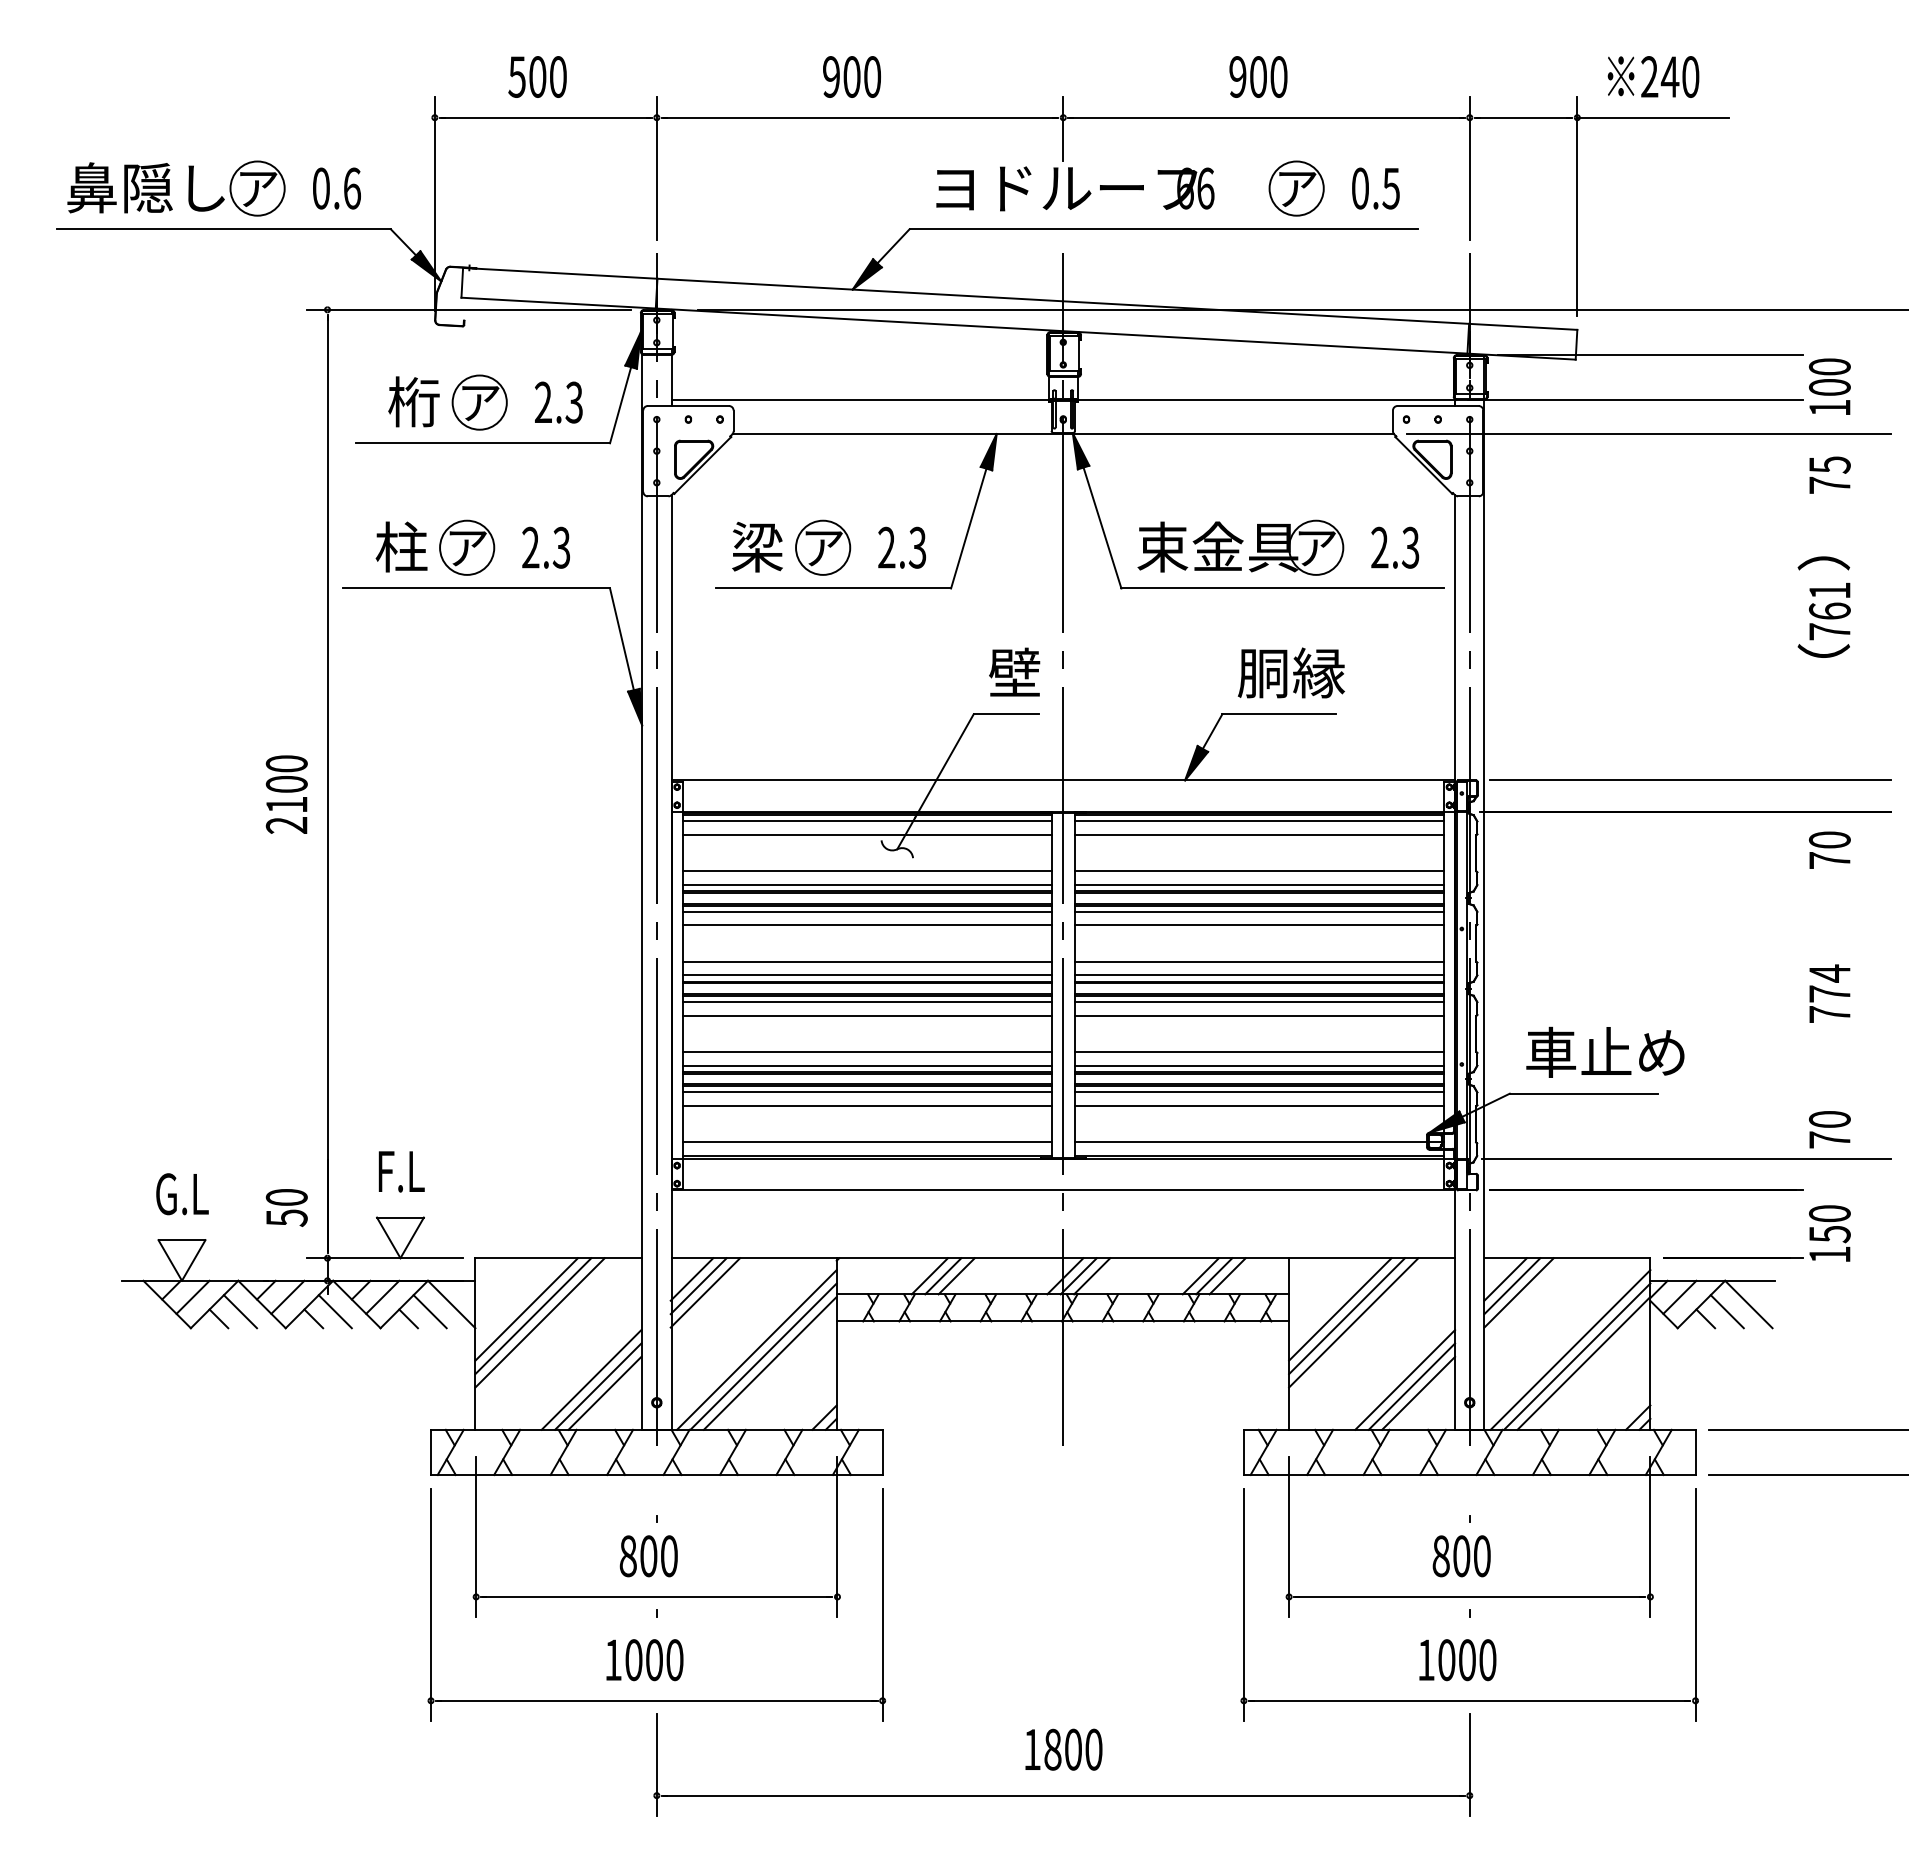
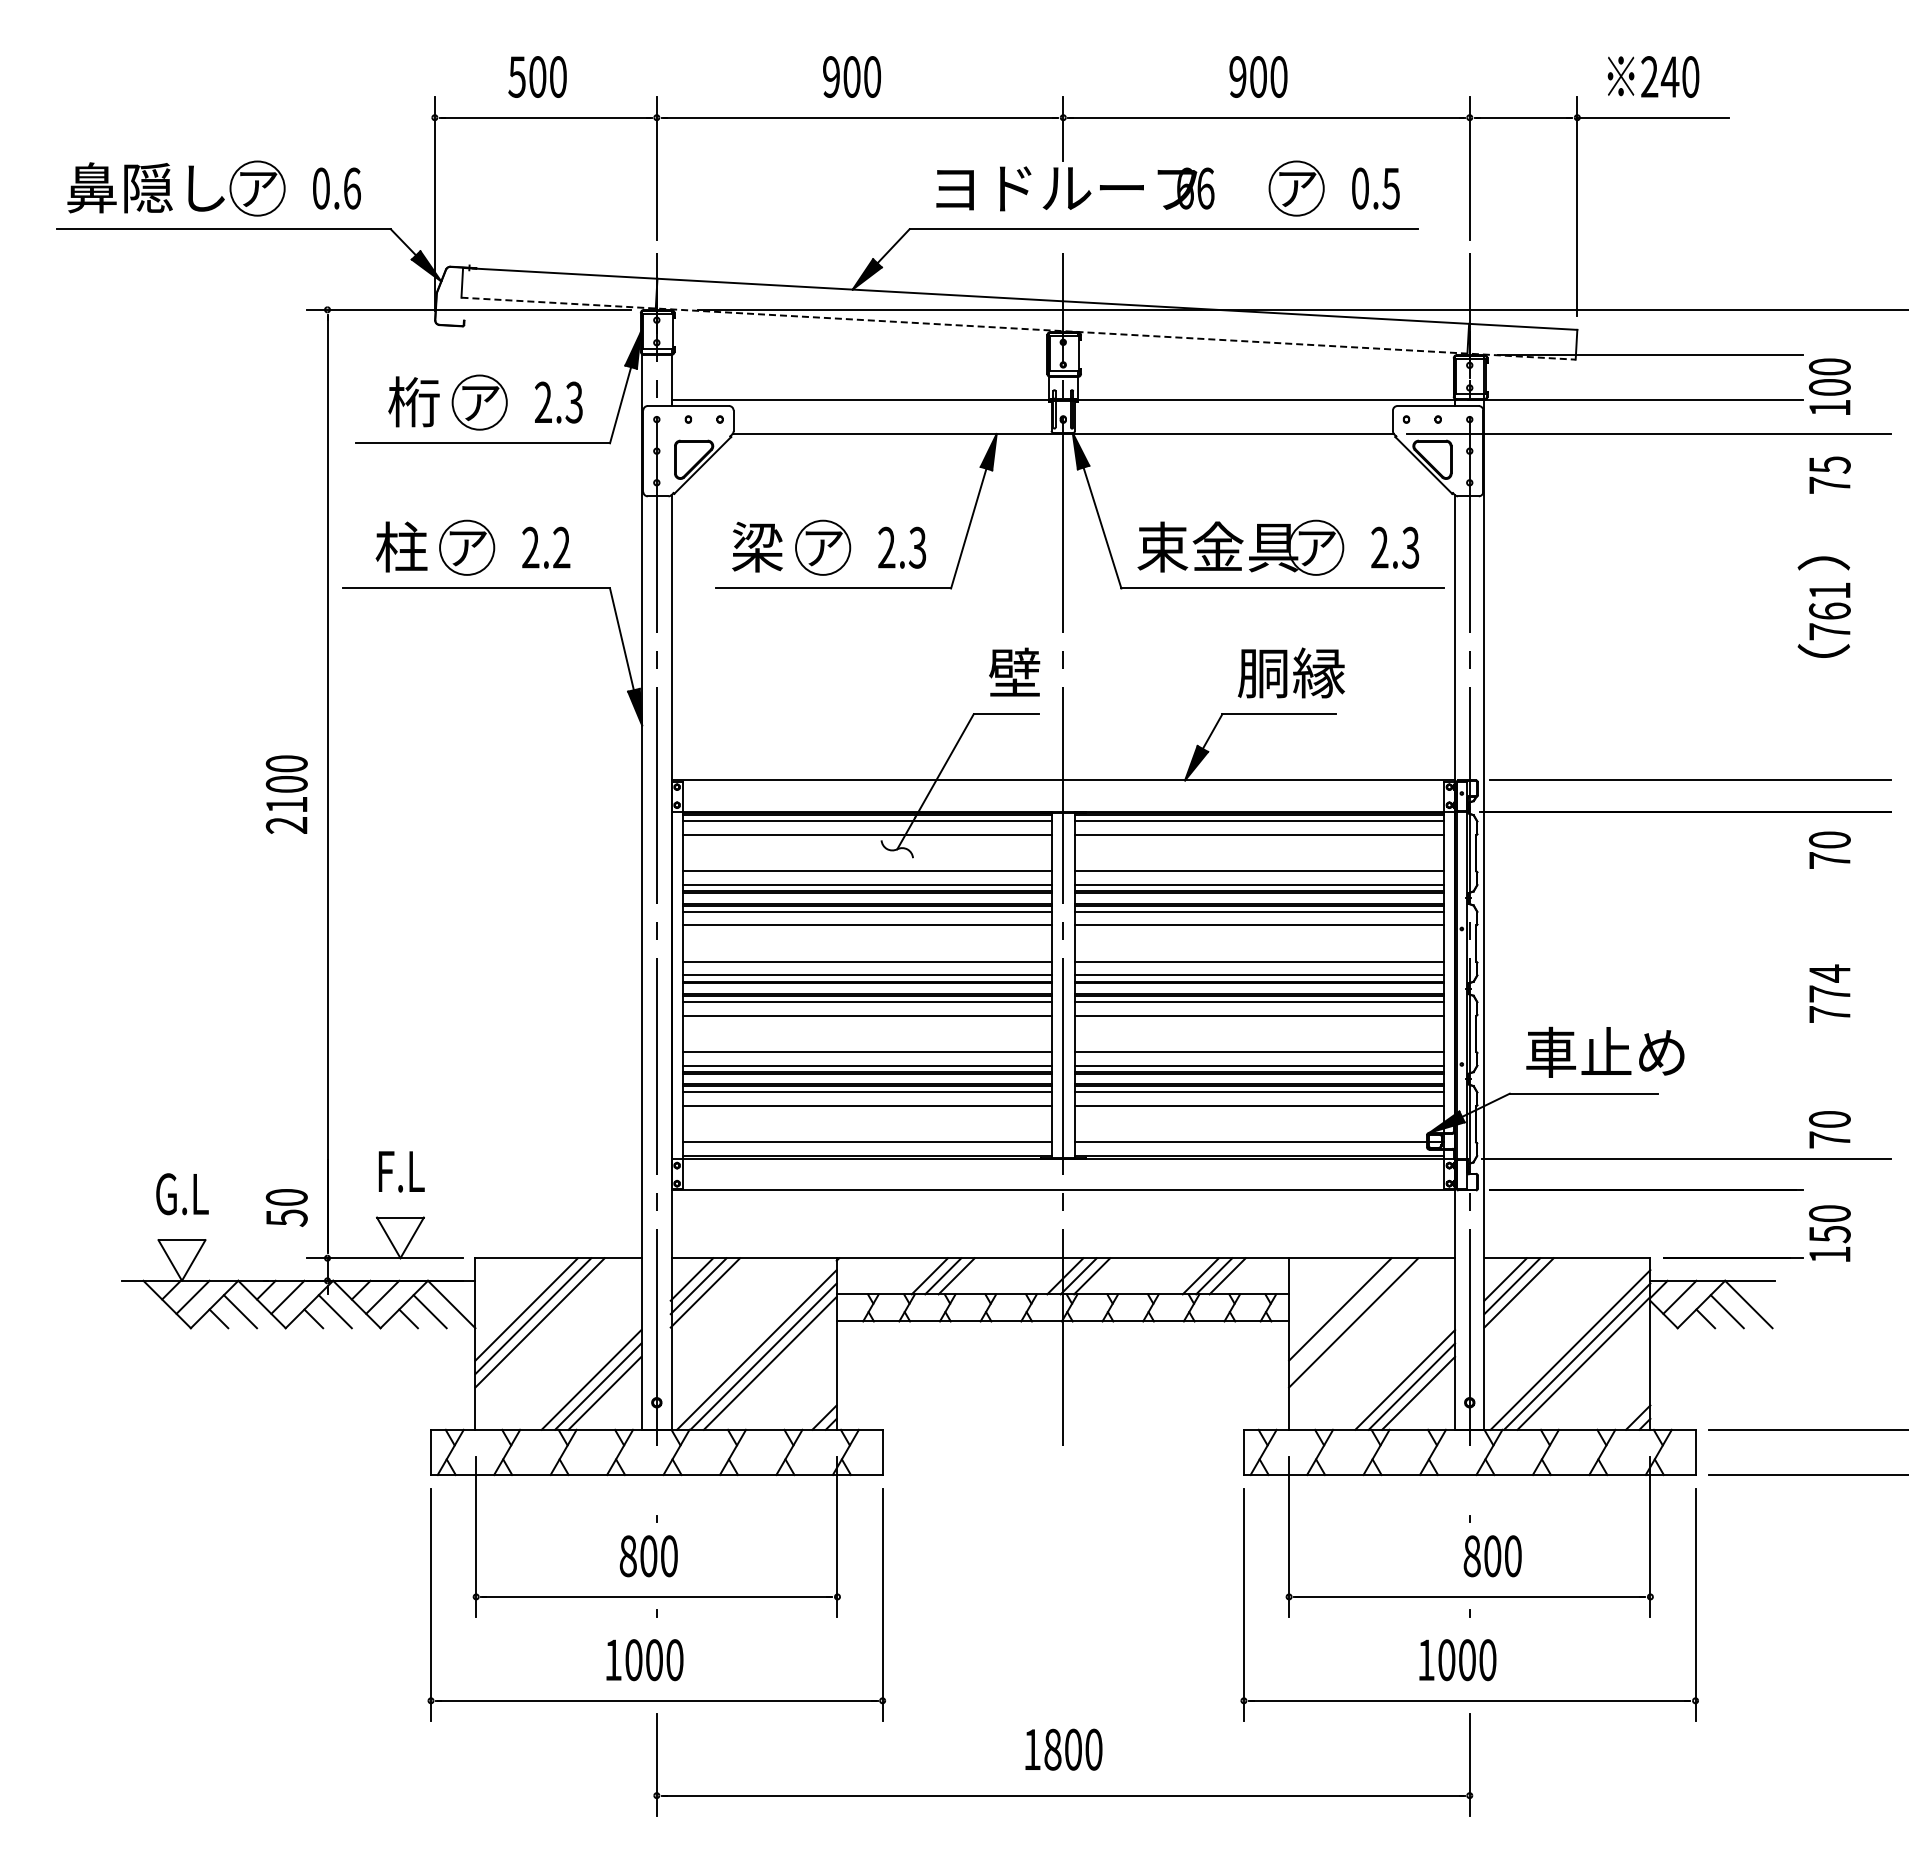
line: solid -> dashed (1018, 328)
text: 2.3 -> 2.2 (561, 547)
line: present -> none (1346, 1316)
text position: (1461, 1556) -> (1492, 1556) (1492, 1556)
